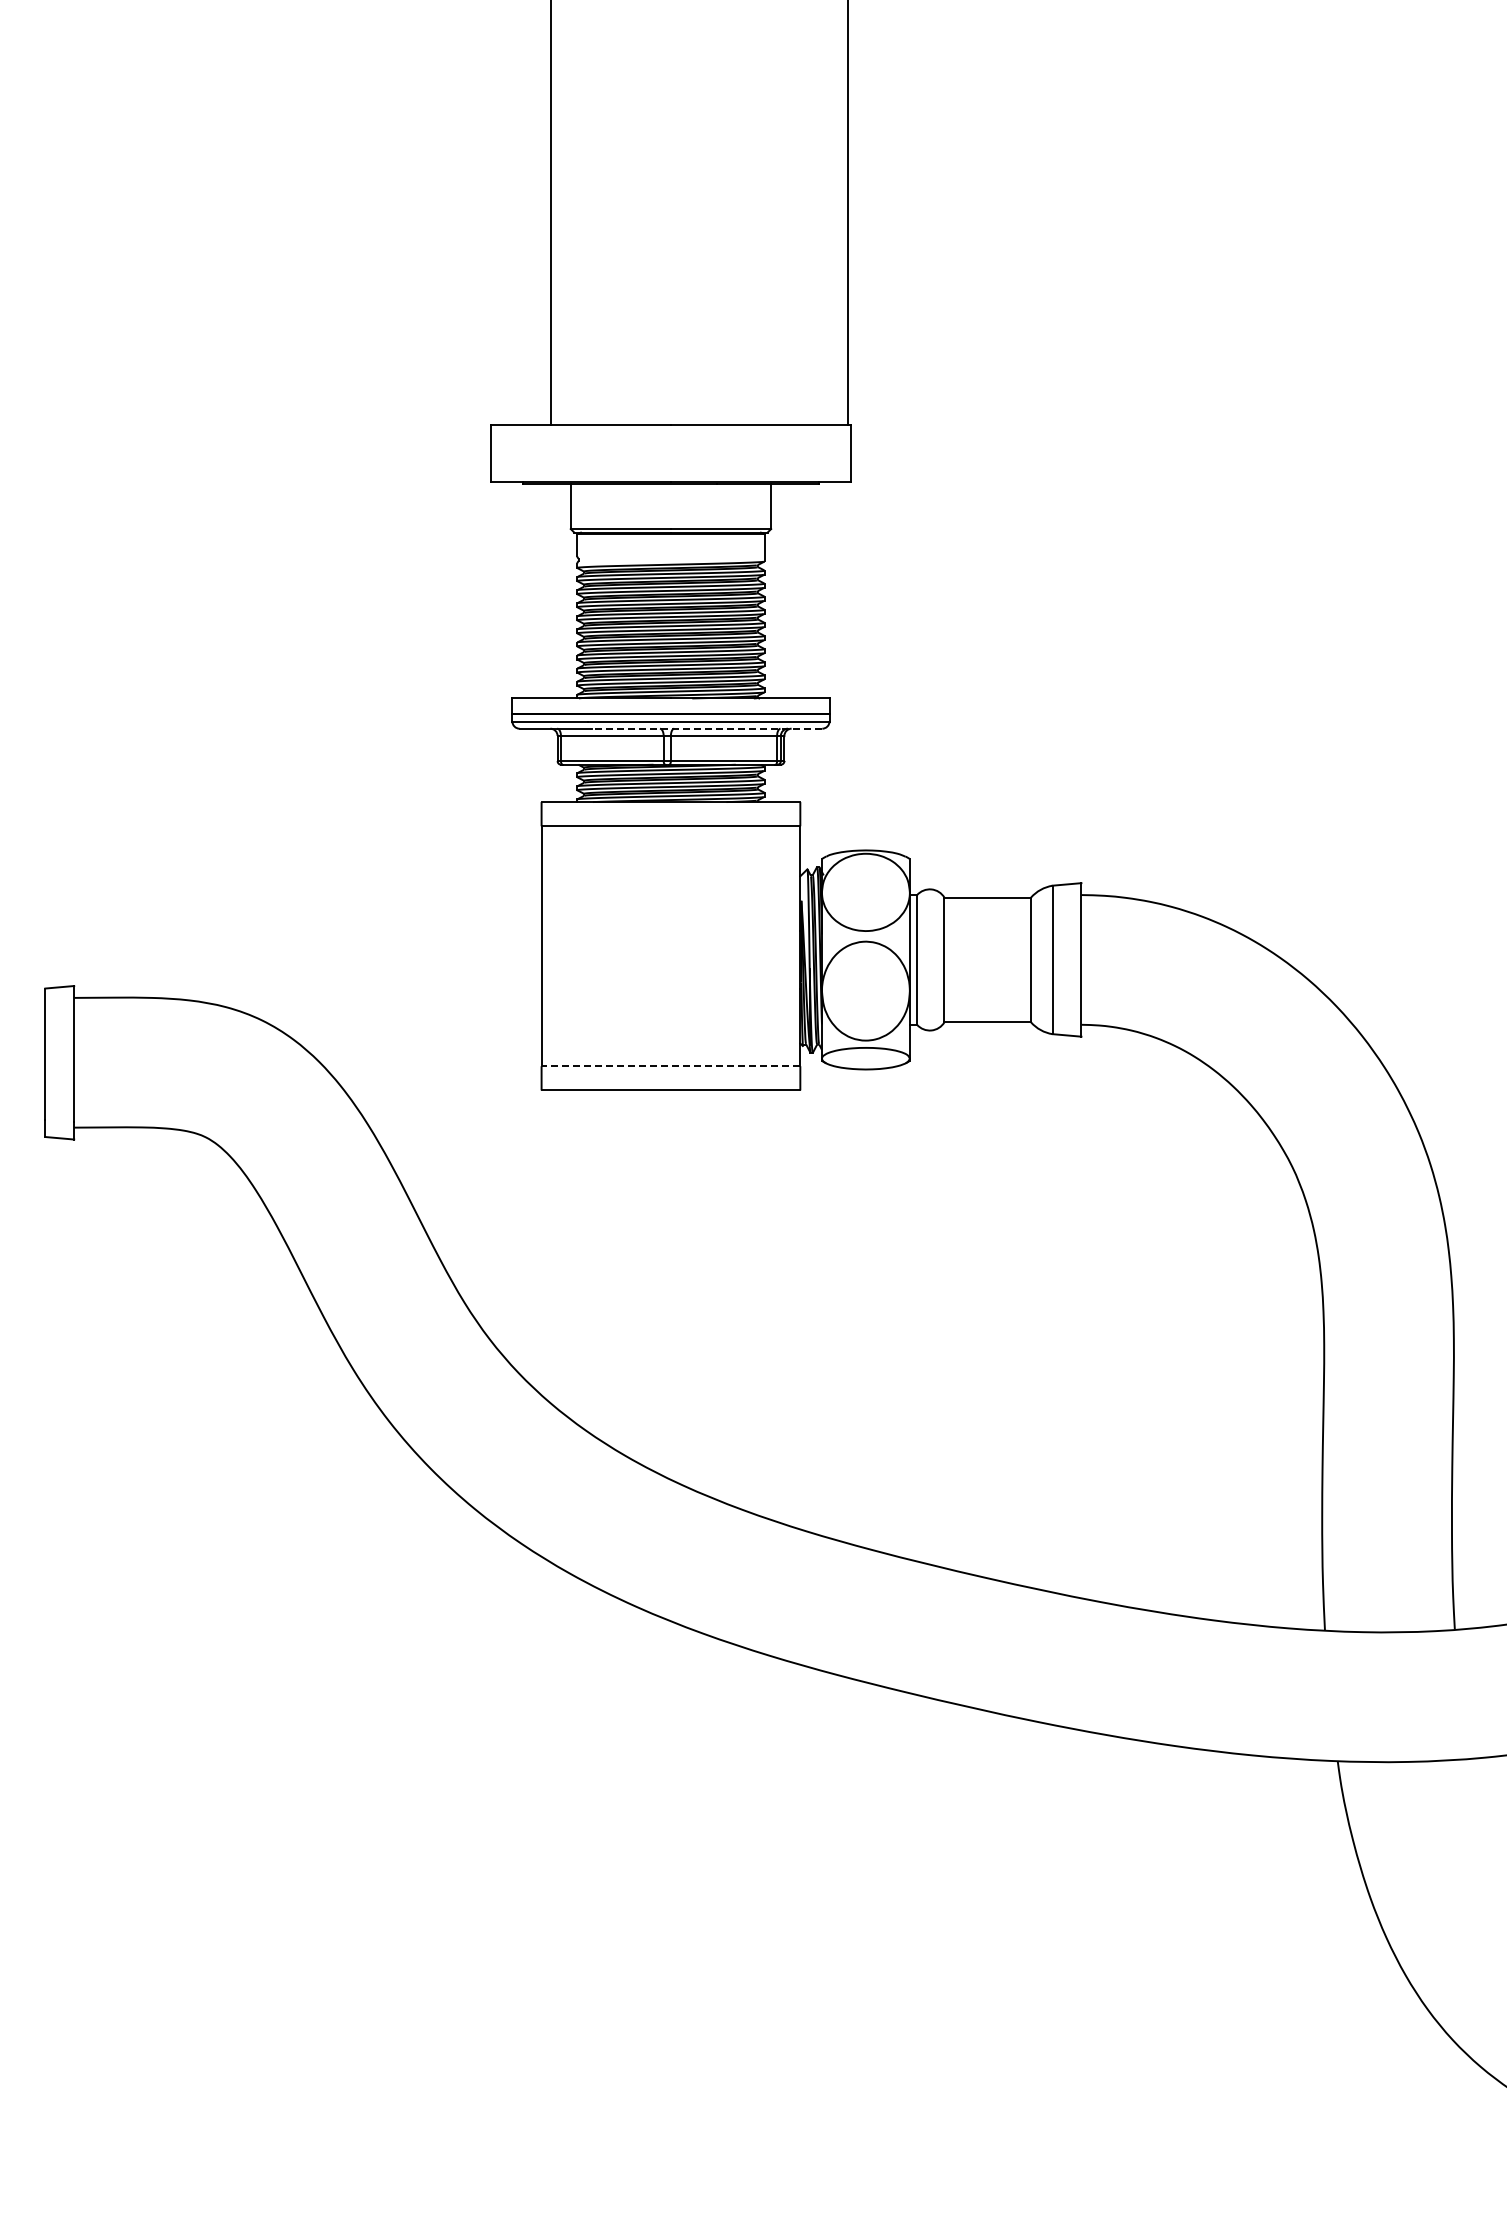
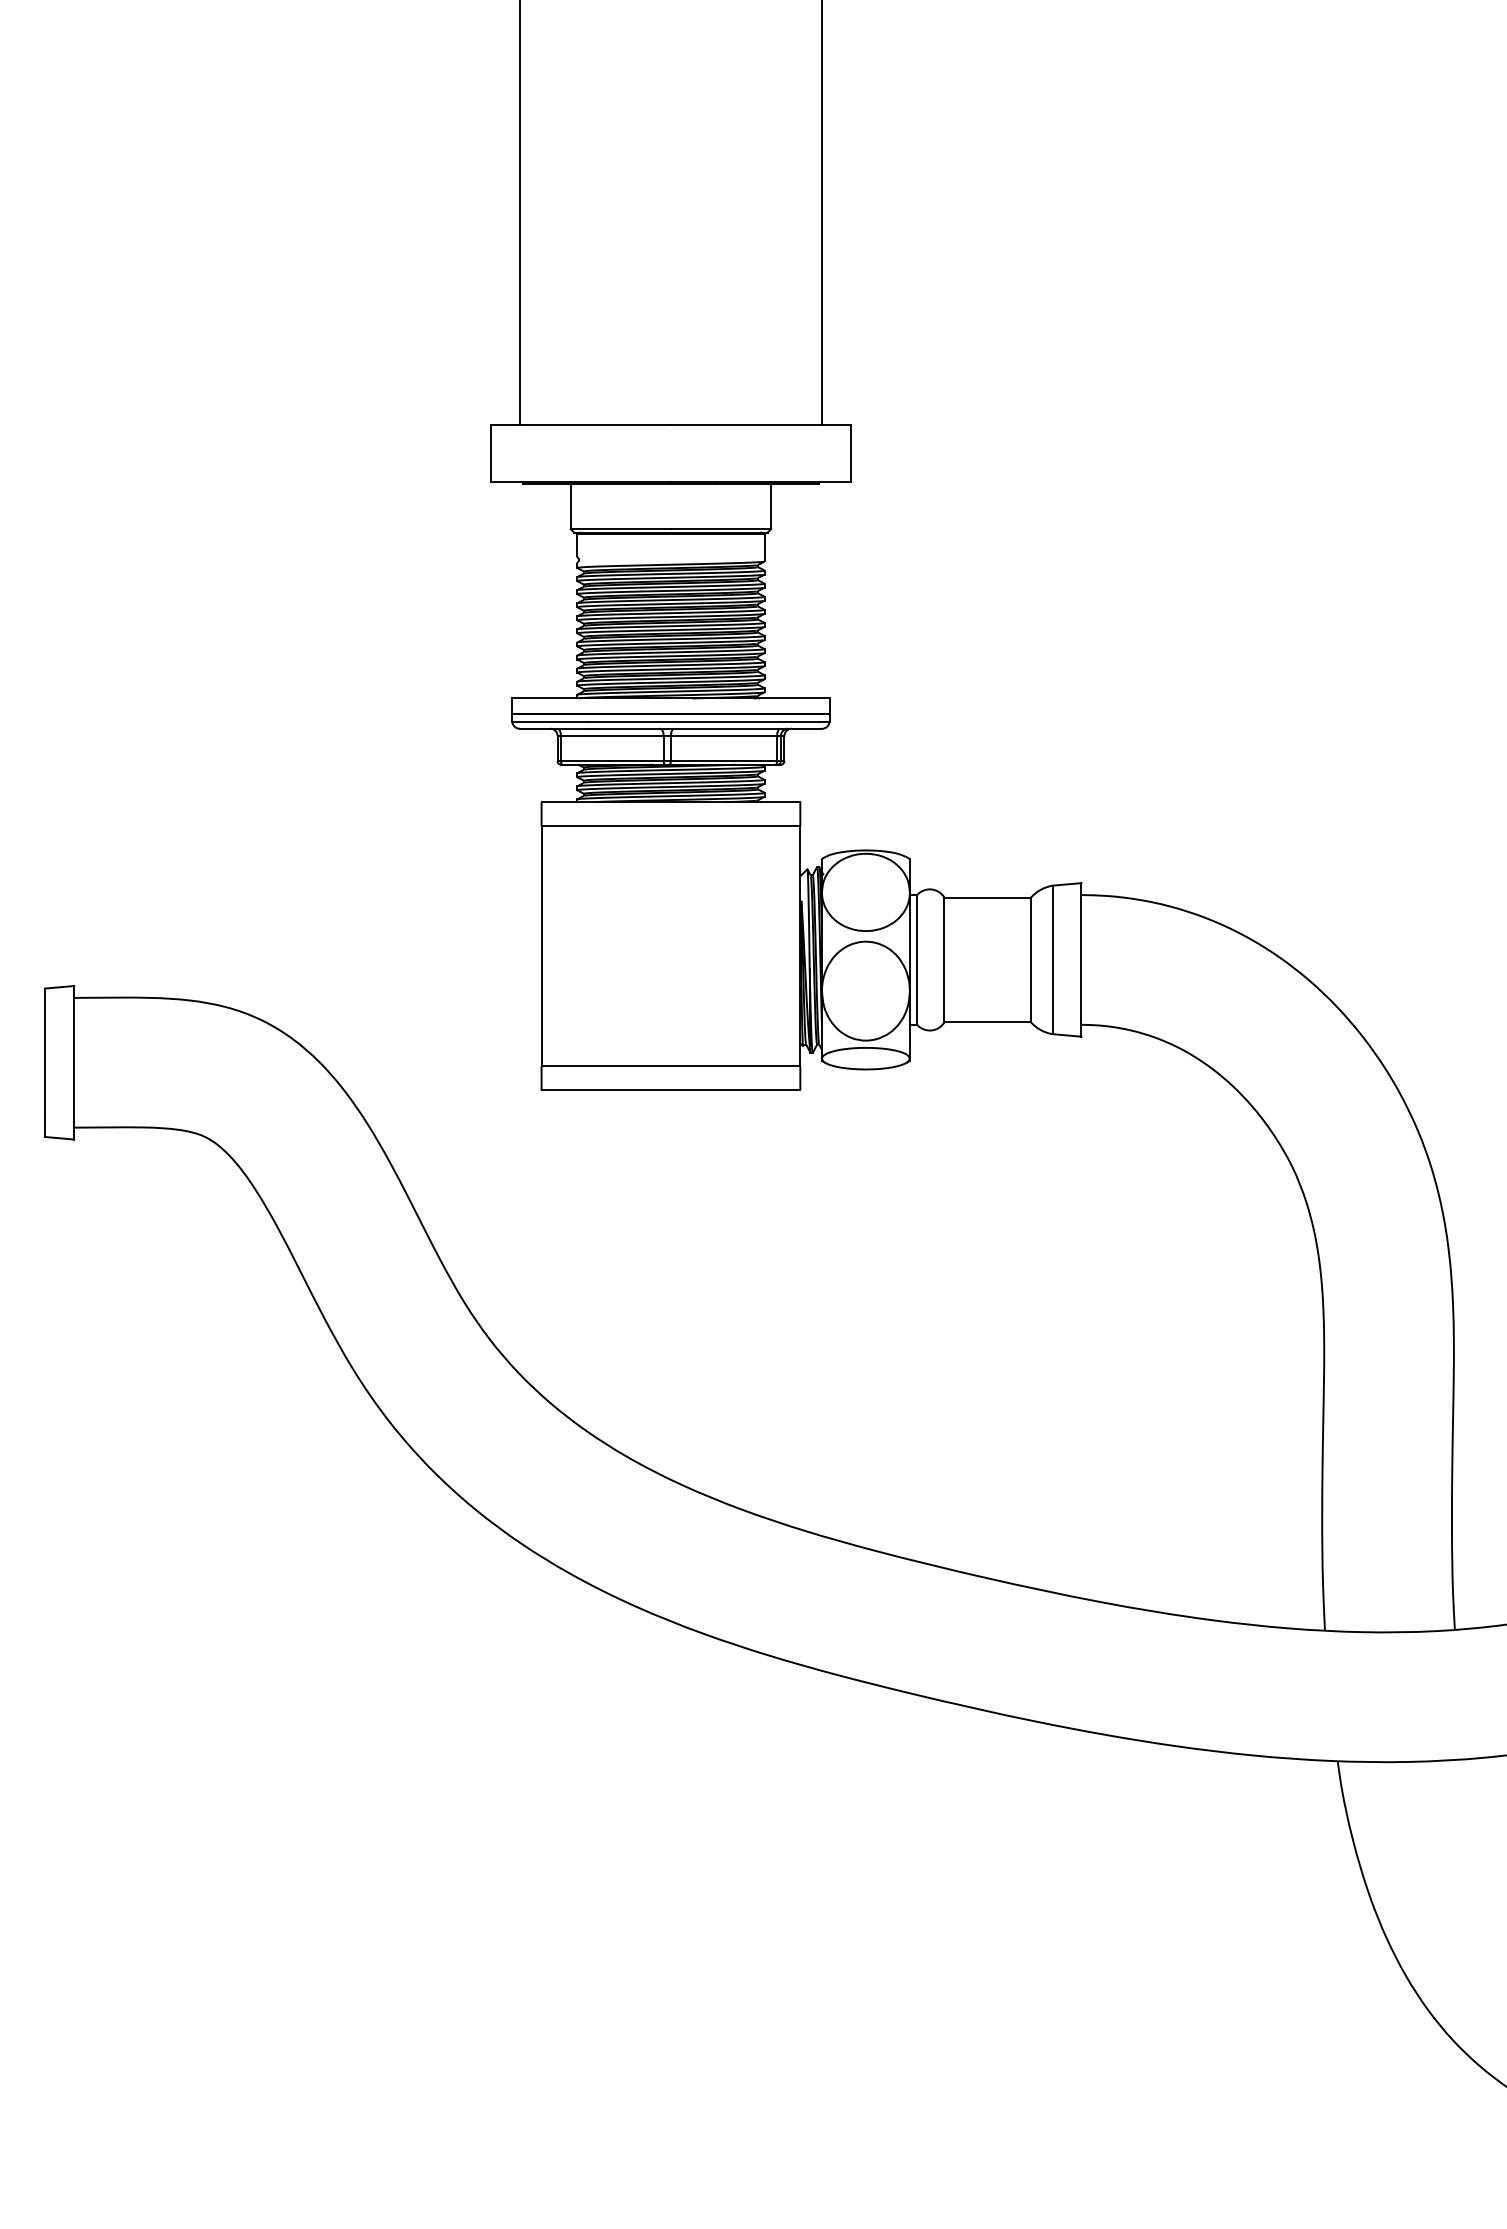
line position: (550, 213) -> (519, 213) (519, 213)
line position: (847, 213) -> (821, 213) (821, 213)
line: dashed -> solid (706, 728)
line: dashed -> solid (670, 1066)
